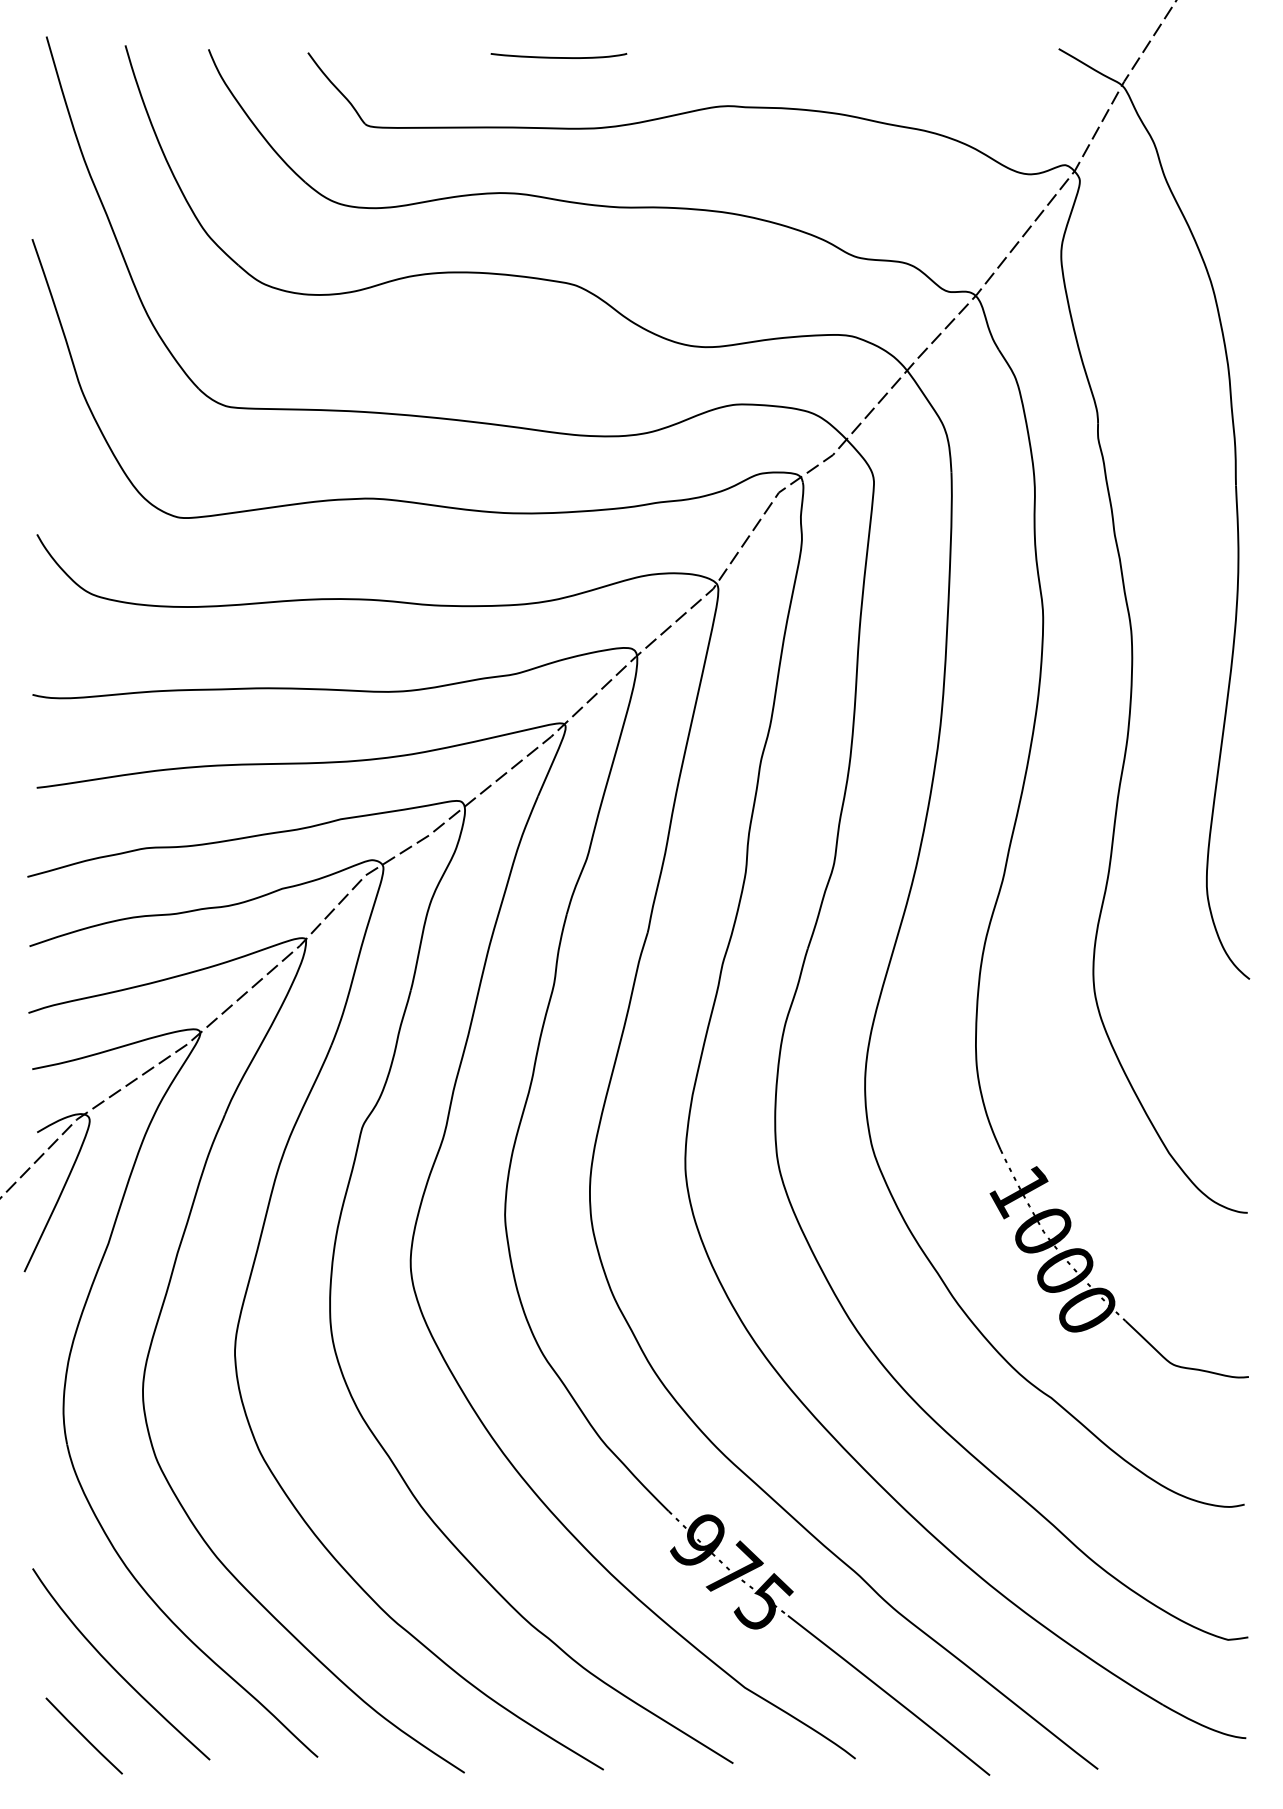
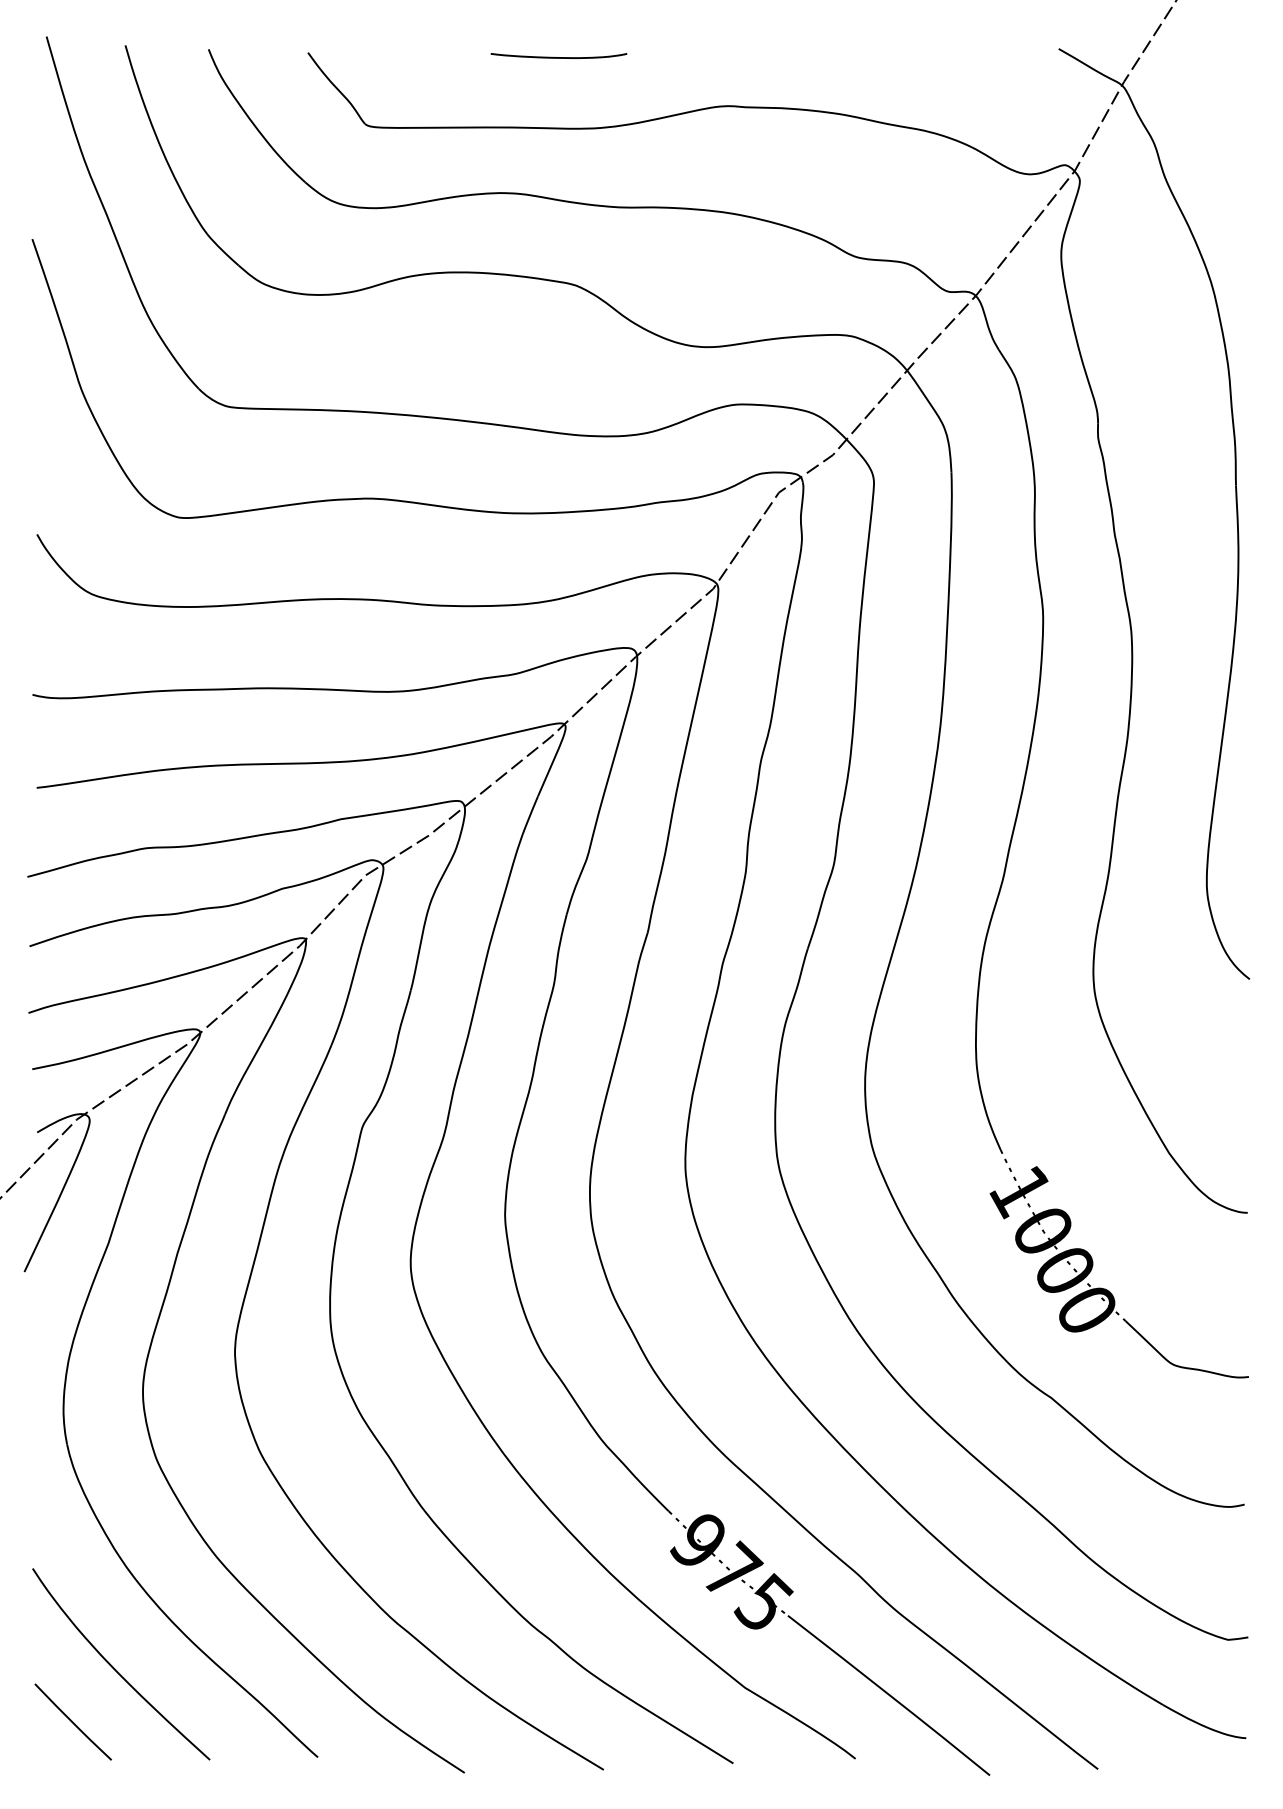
line position: (83, 1735) -> (72, 1721) (72, 1721)
